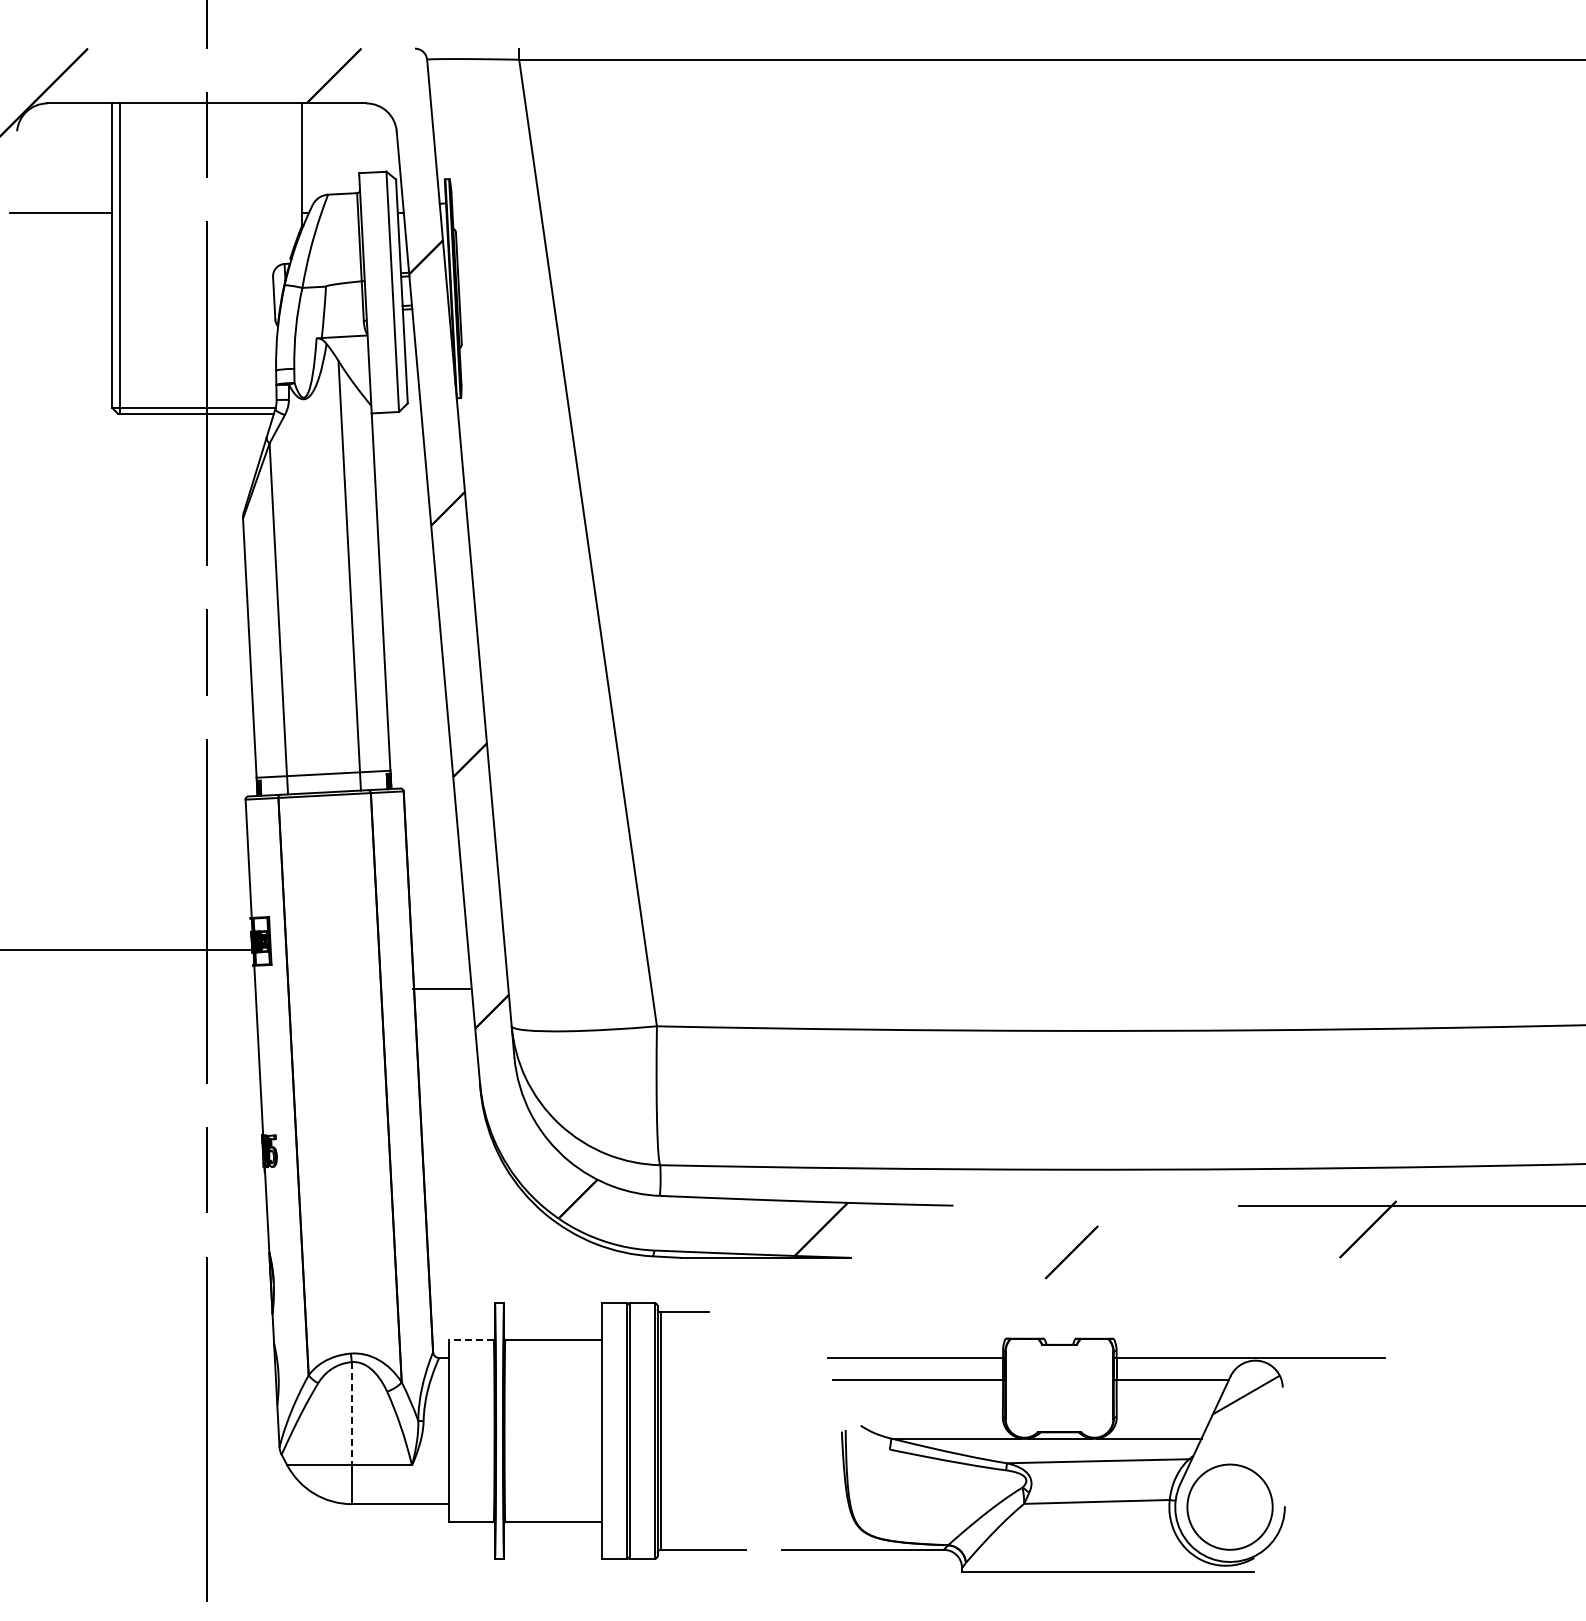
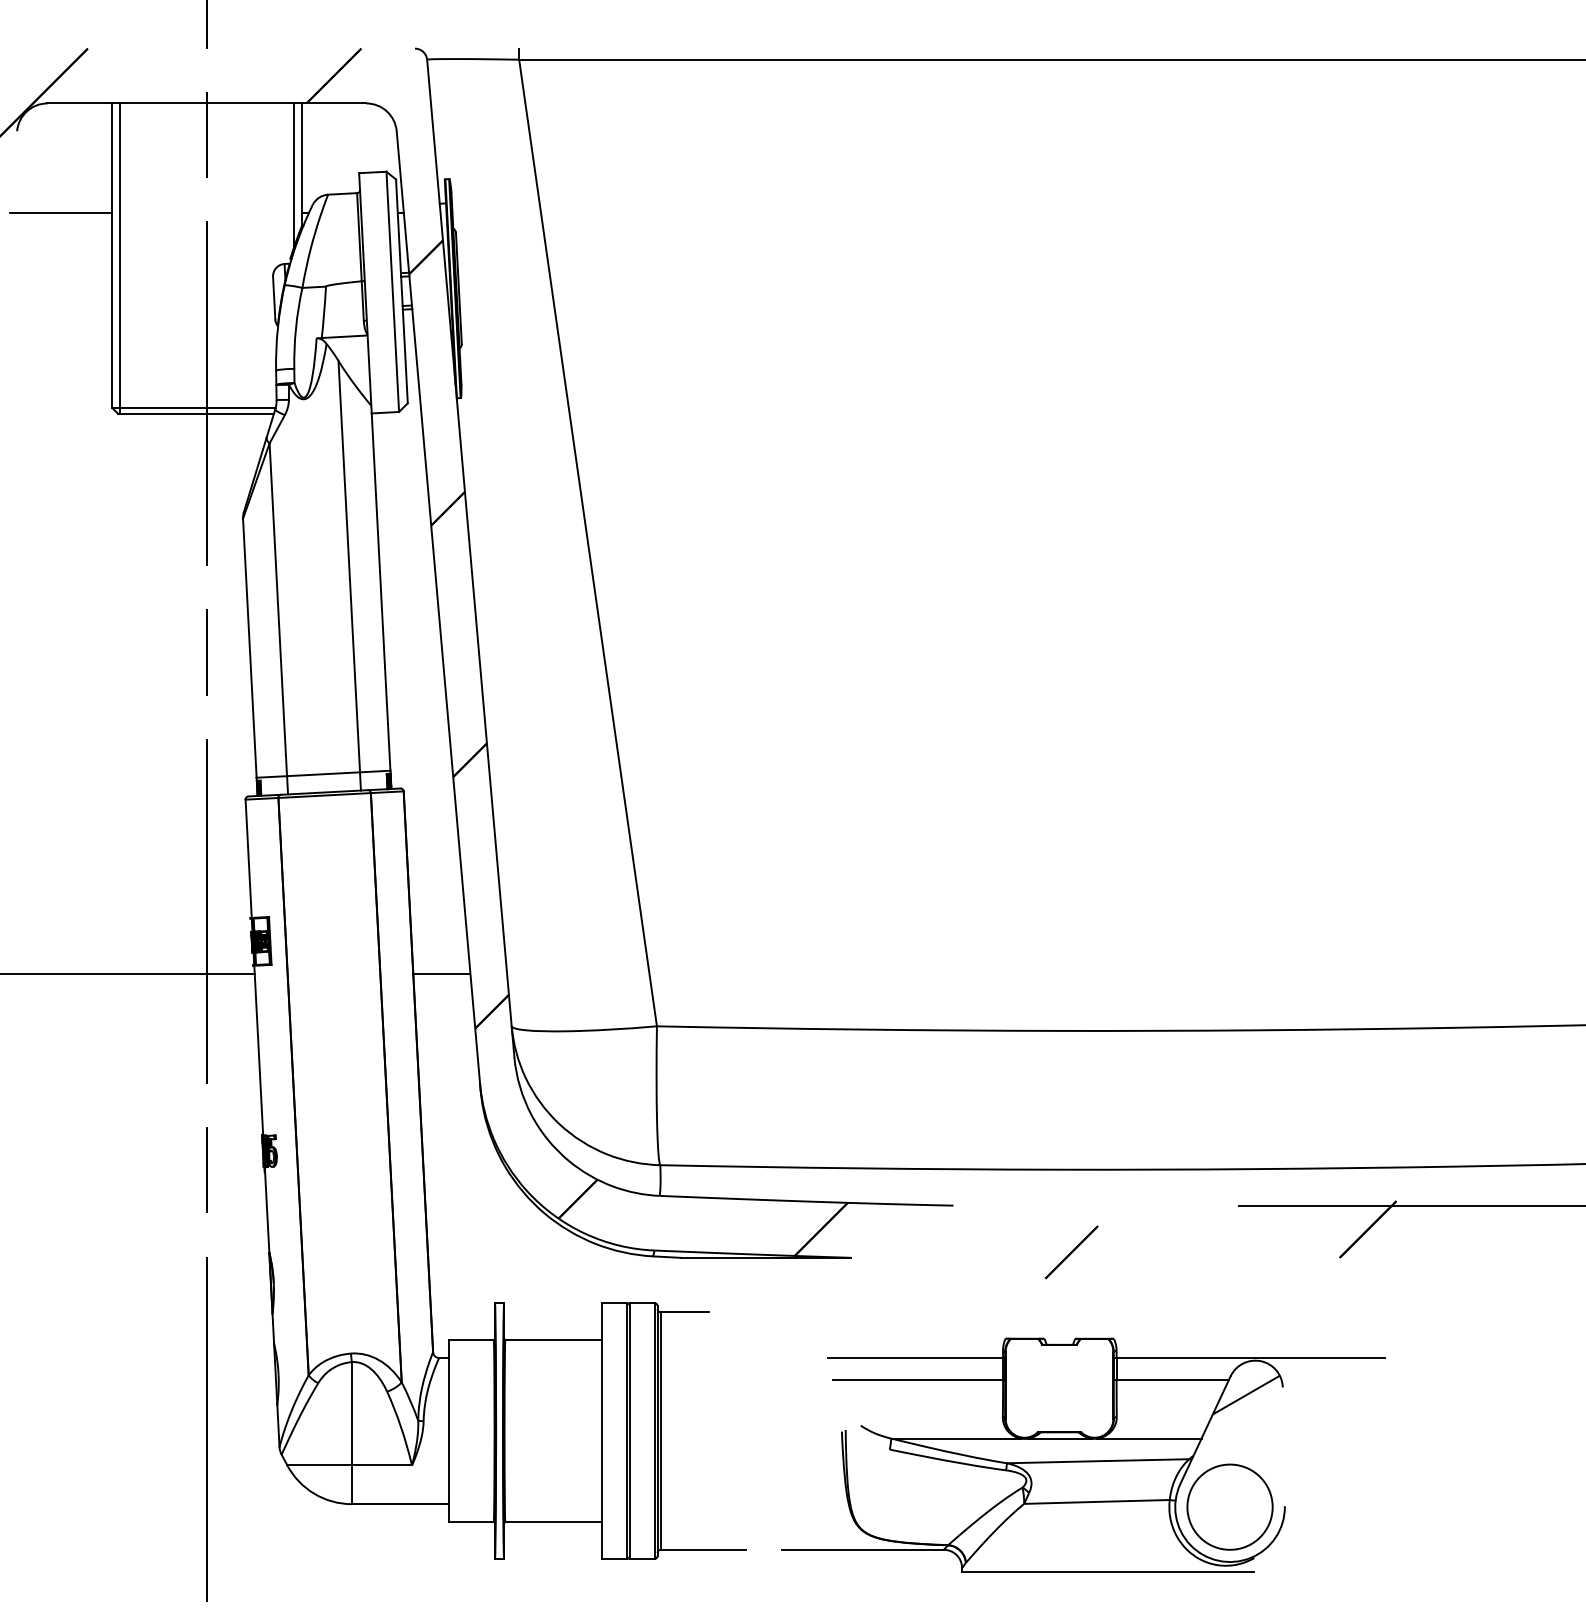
line: none -> present (294, 174)
line position: (128, 950) -> (128, 974) (128, 974)
line position: (441, 989) -> (441, 974) (441, 974)
line: dashed -> solid (471, 1339)
line: dashed -> solid (351, 1413)
